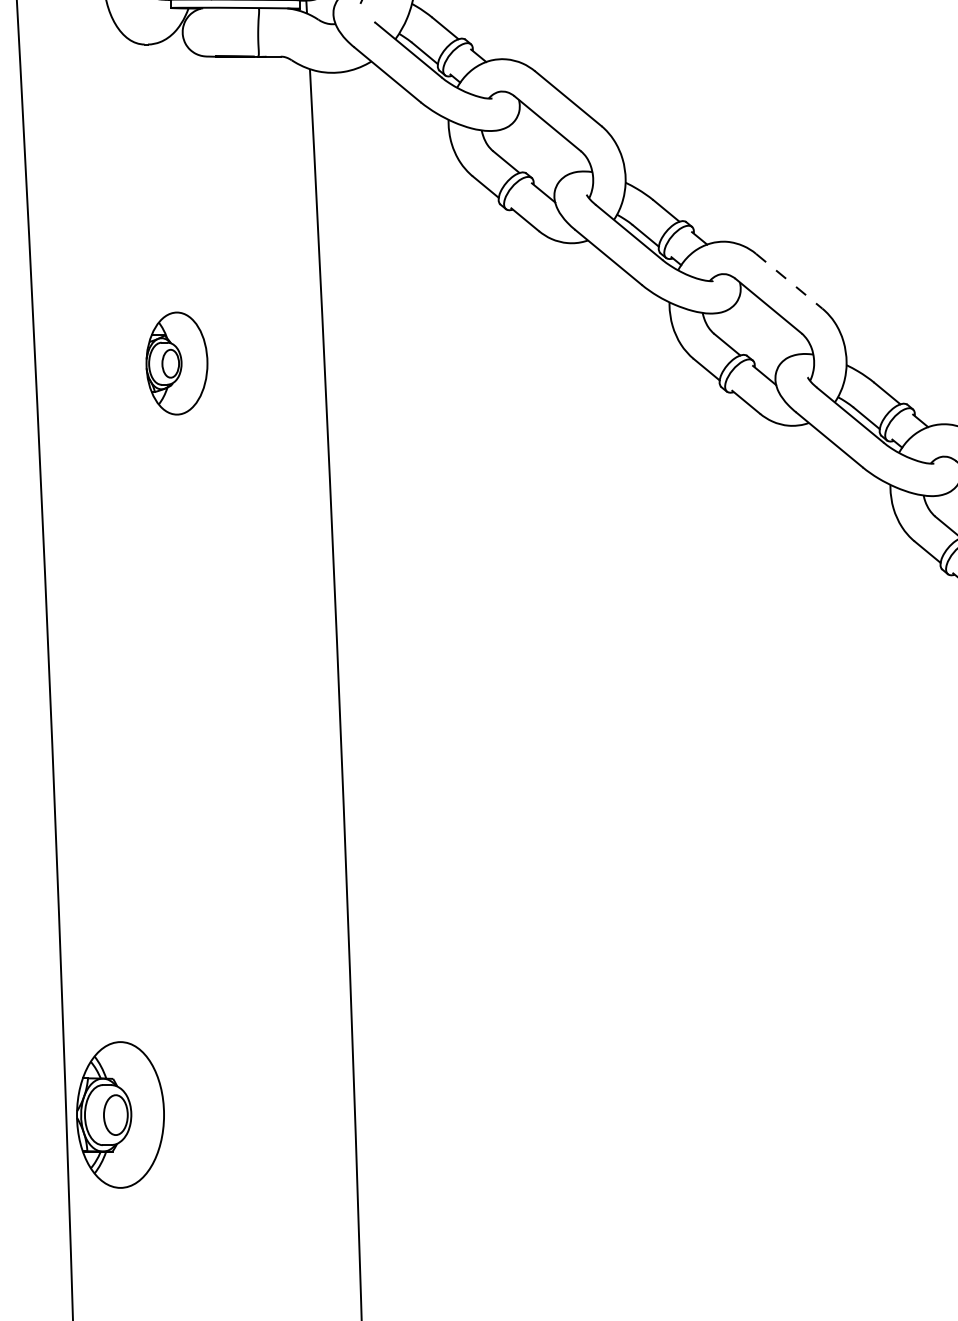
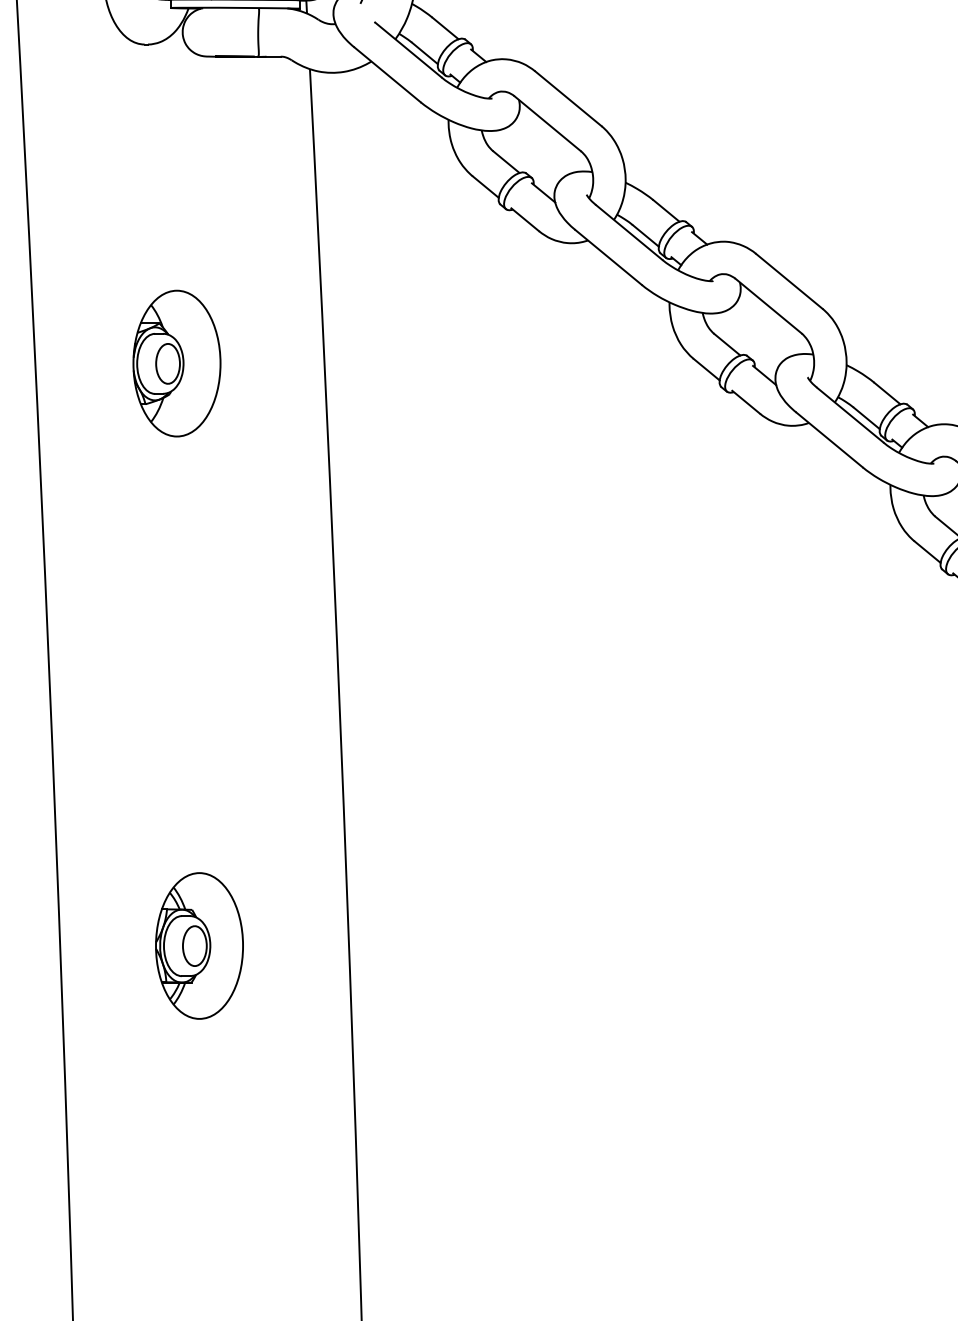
line: dashed -> solid (789, 281)
part size: 64x105 px -> 90x149 px (176, 363)
part position: (120, 1114) -> (199, 945) (199, 945)
